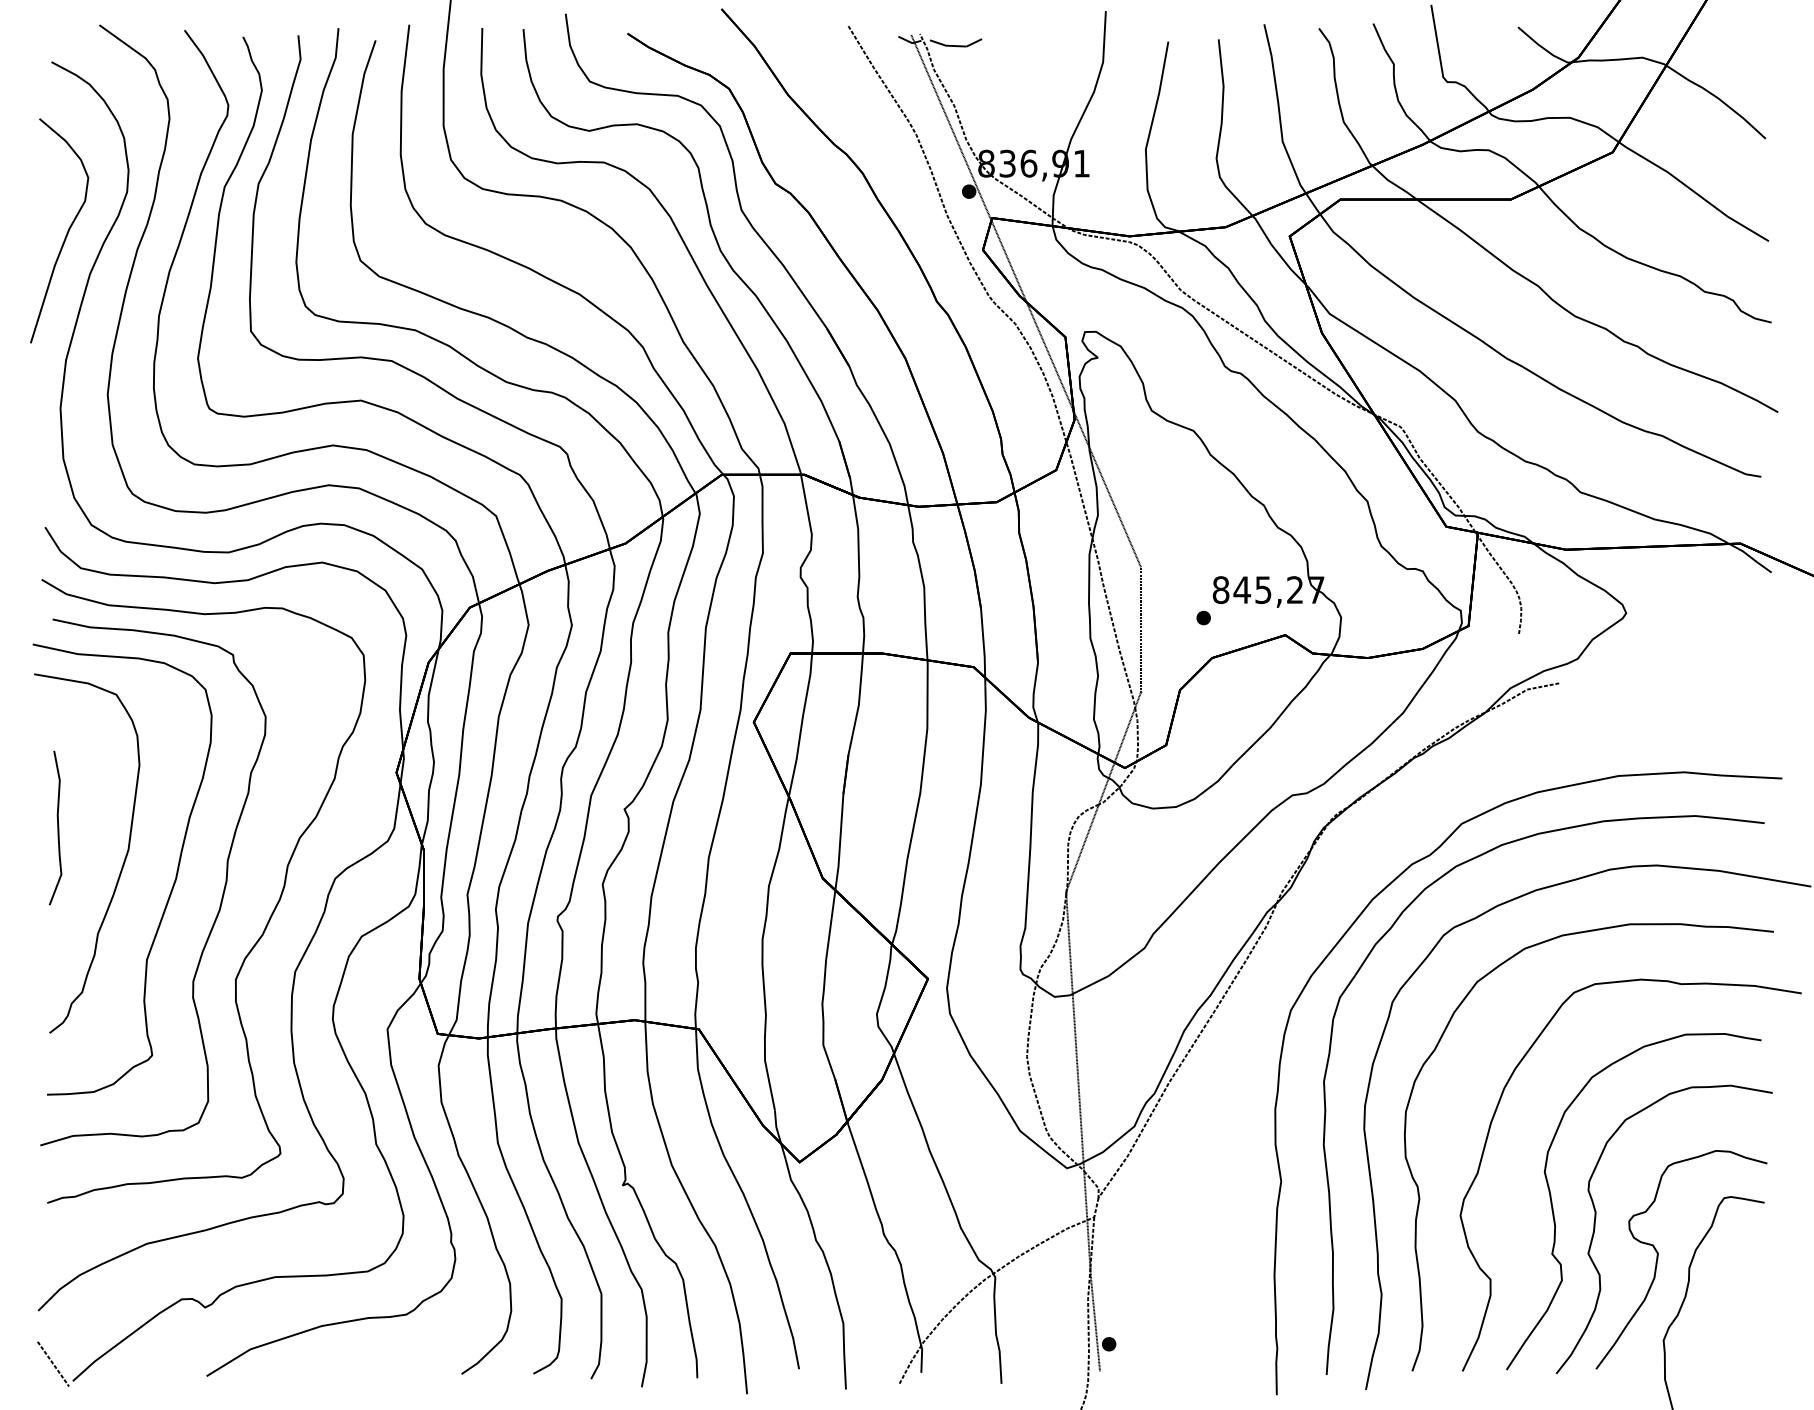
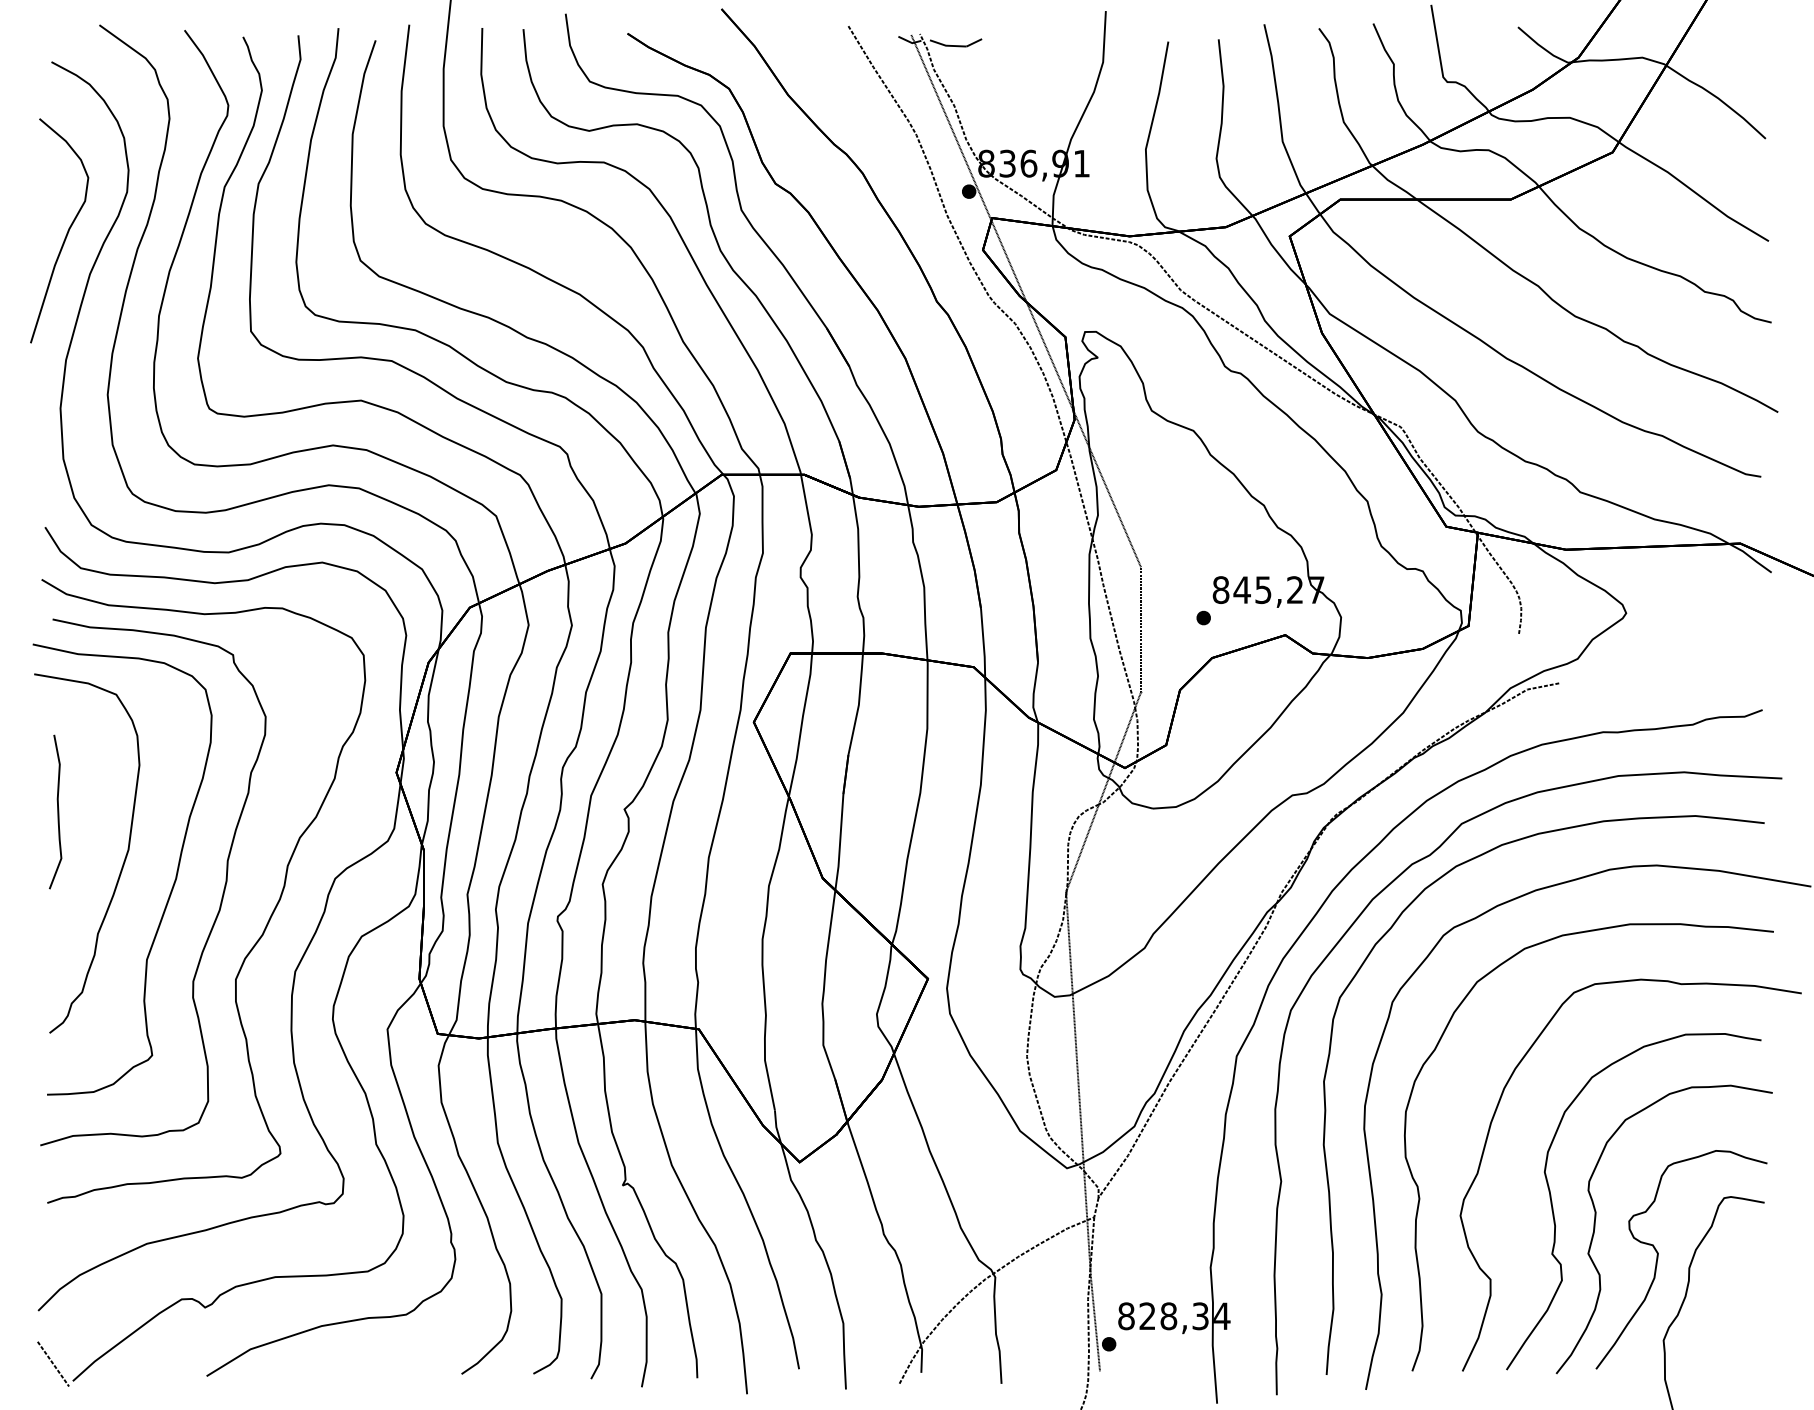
part position: (55, 827) -> (55, 811) (55, 811)
part: none -> present (1294, 945)
